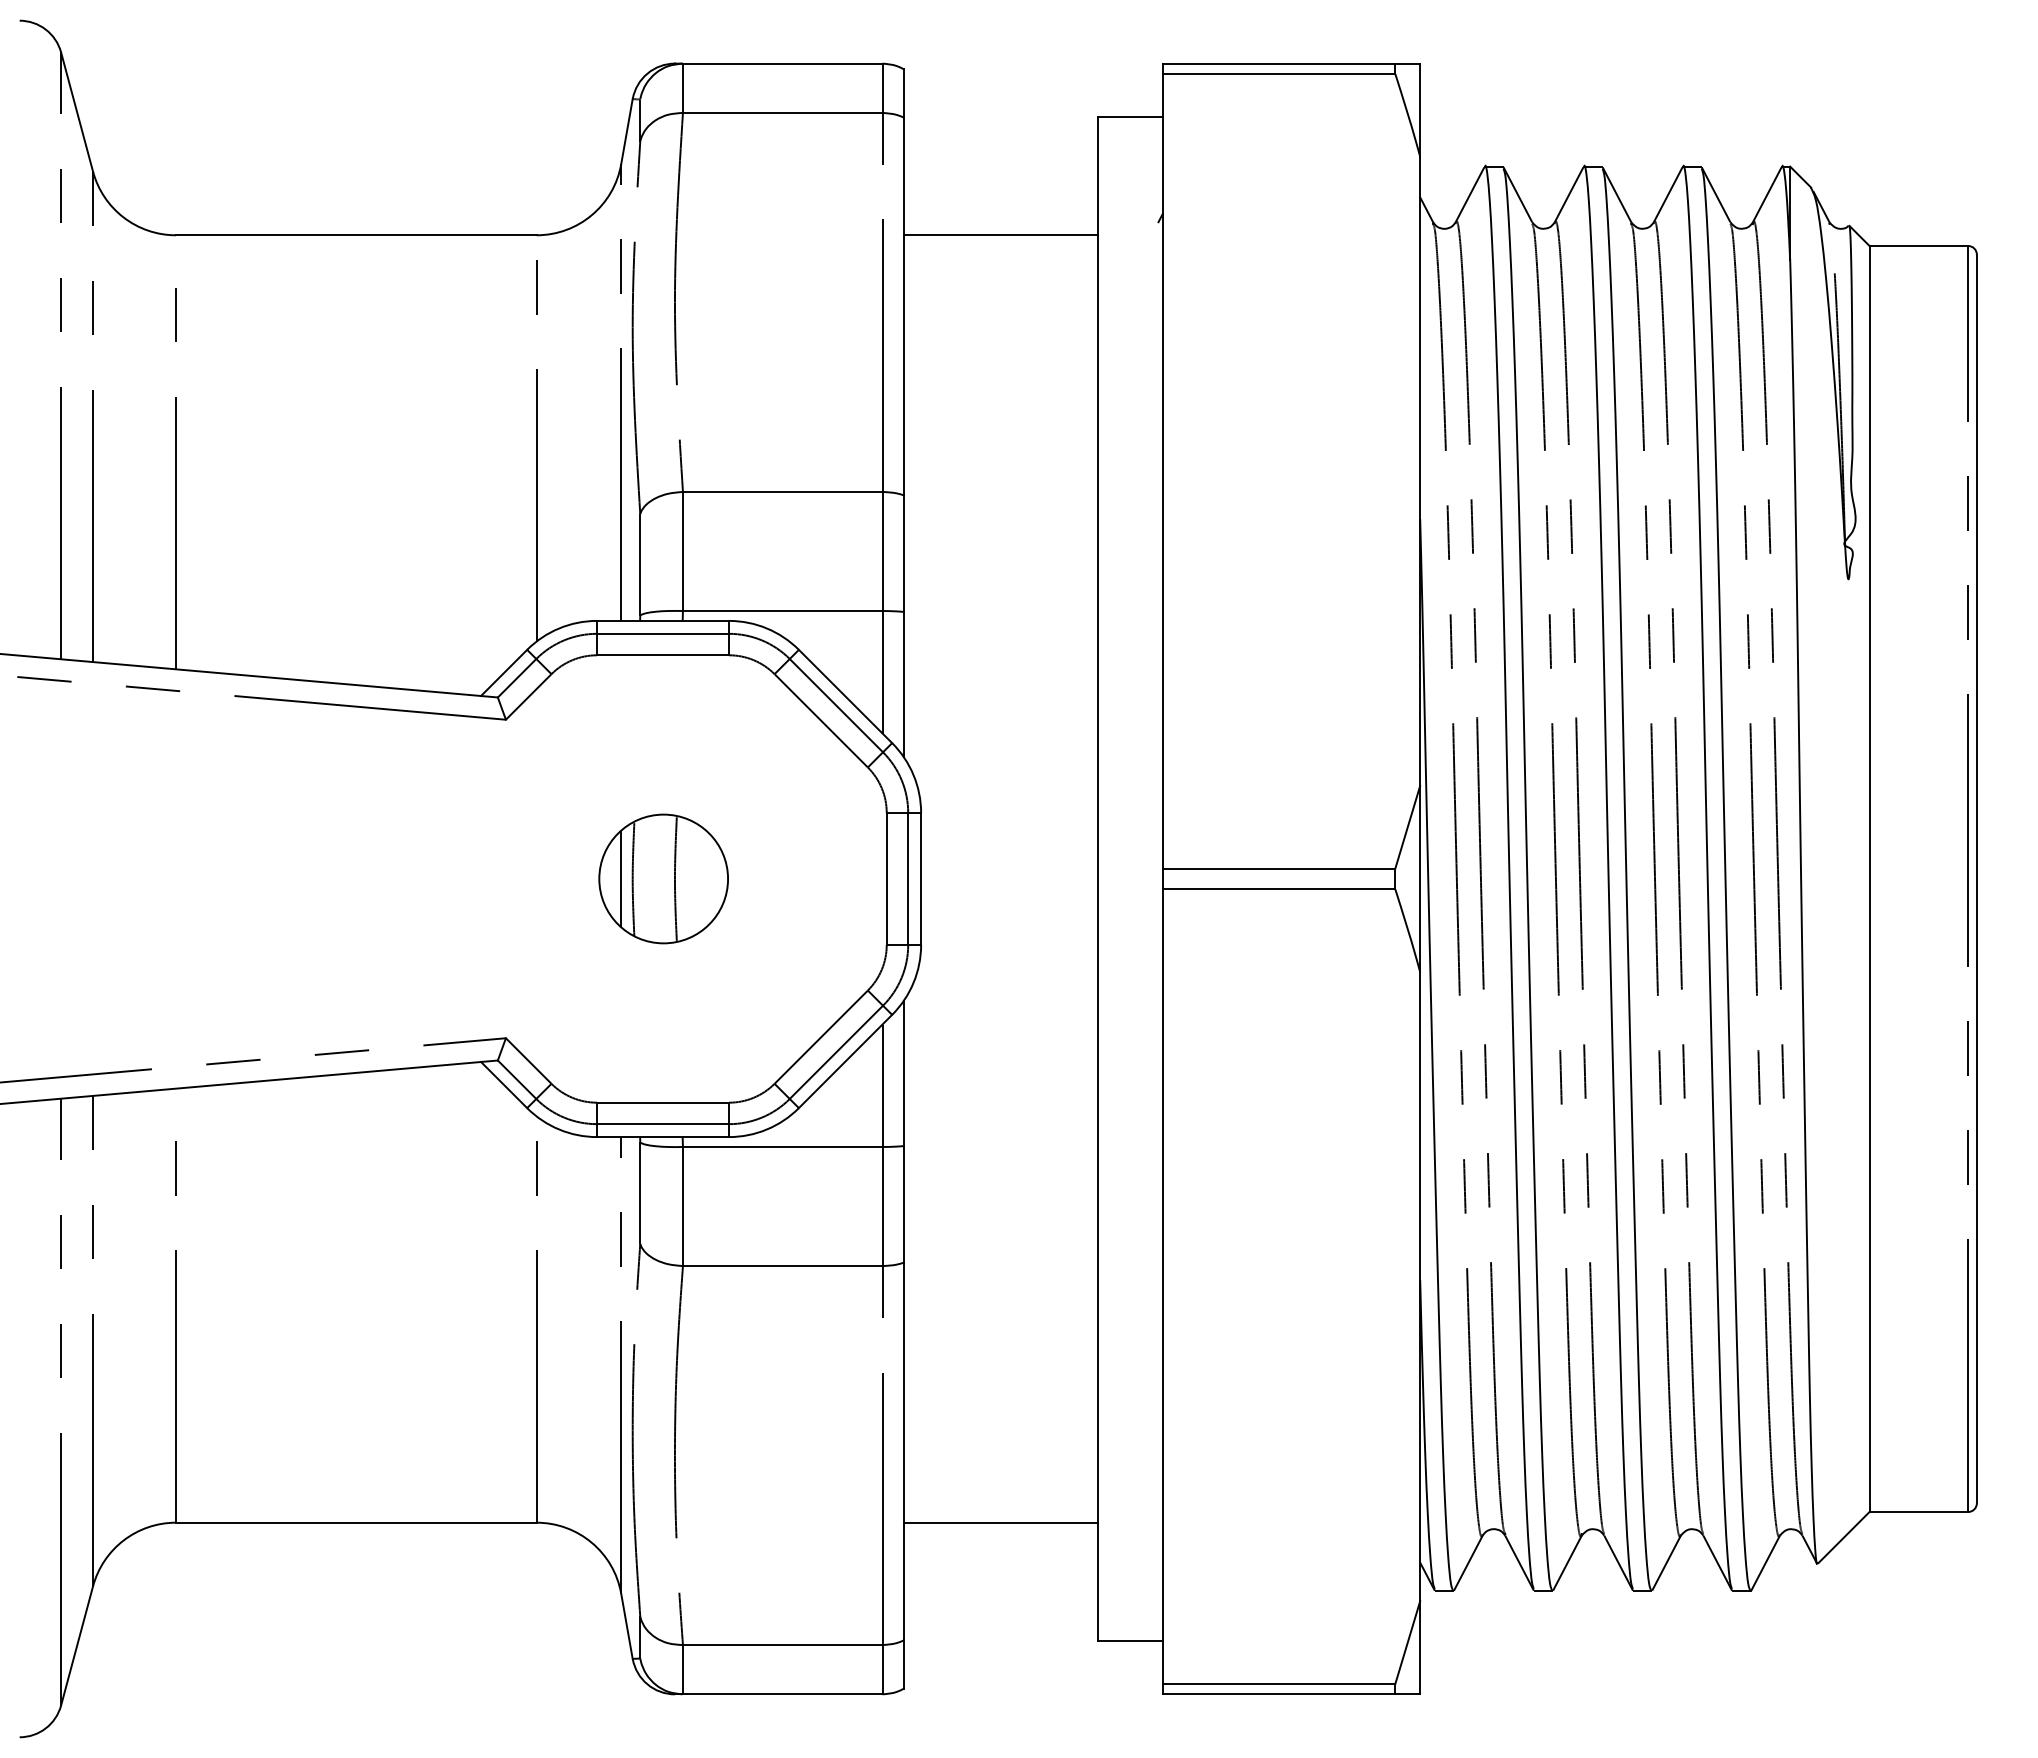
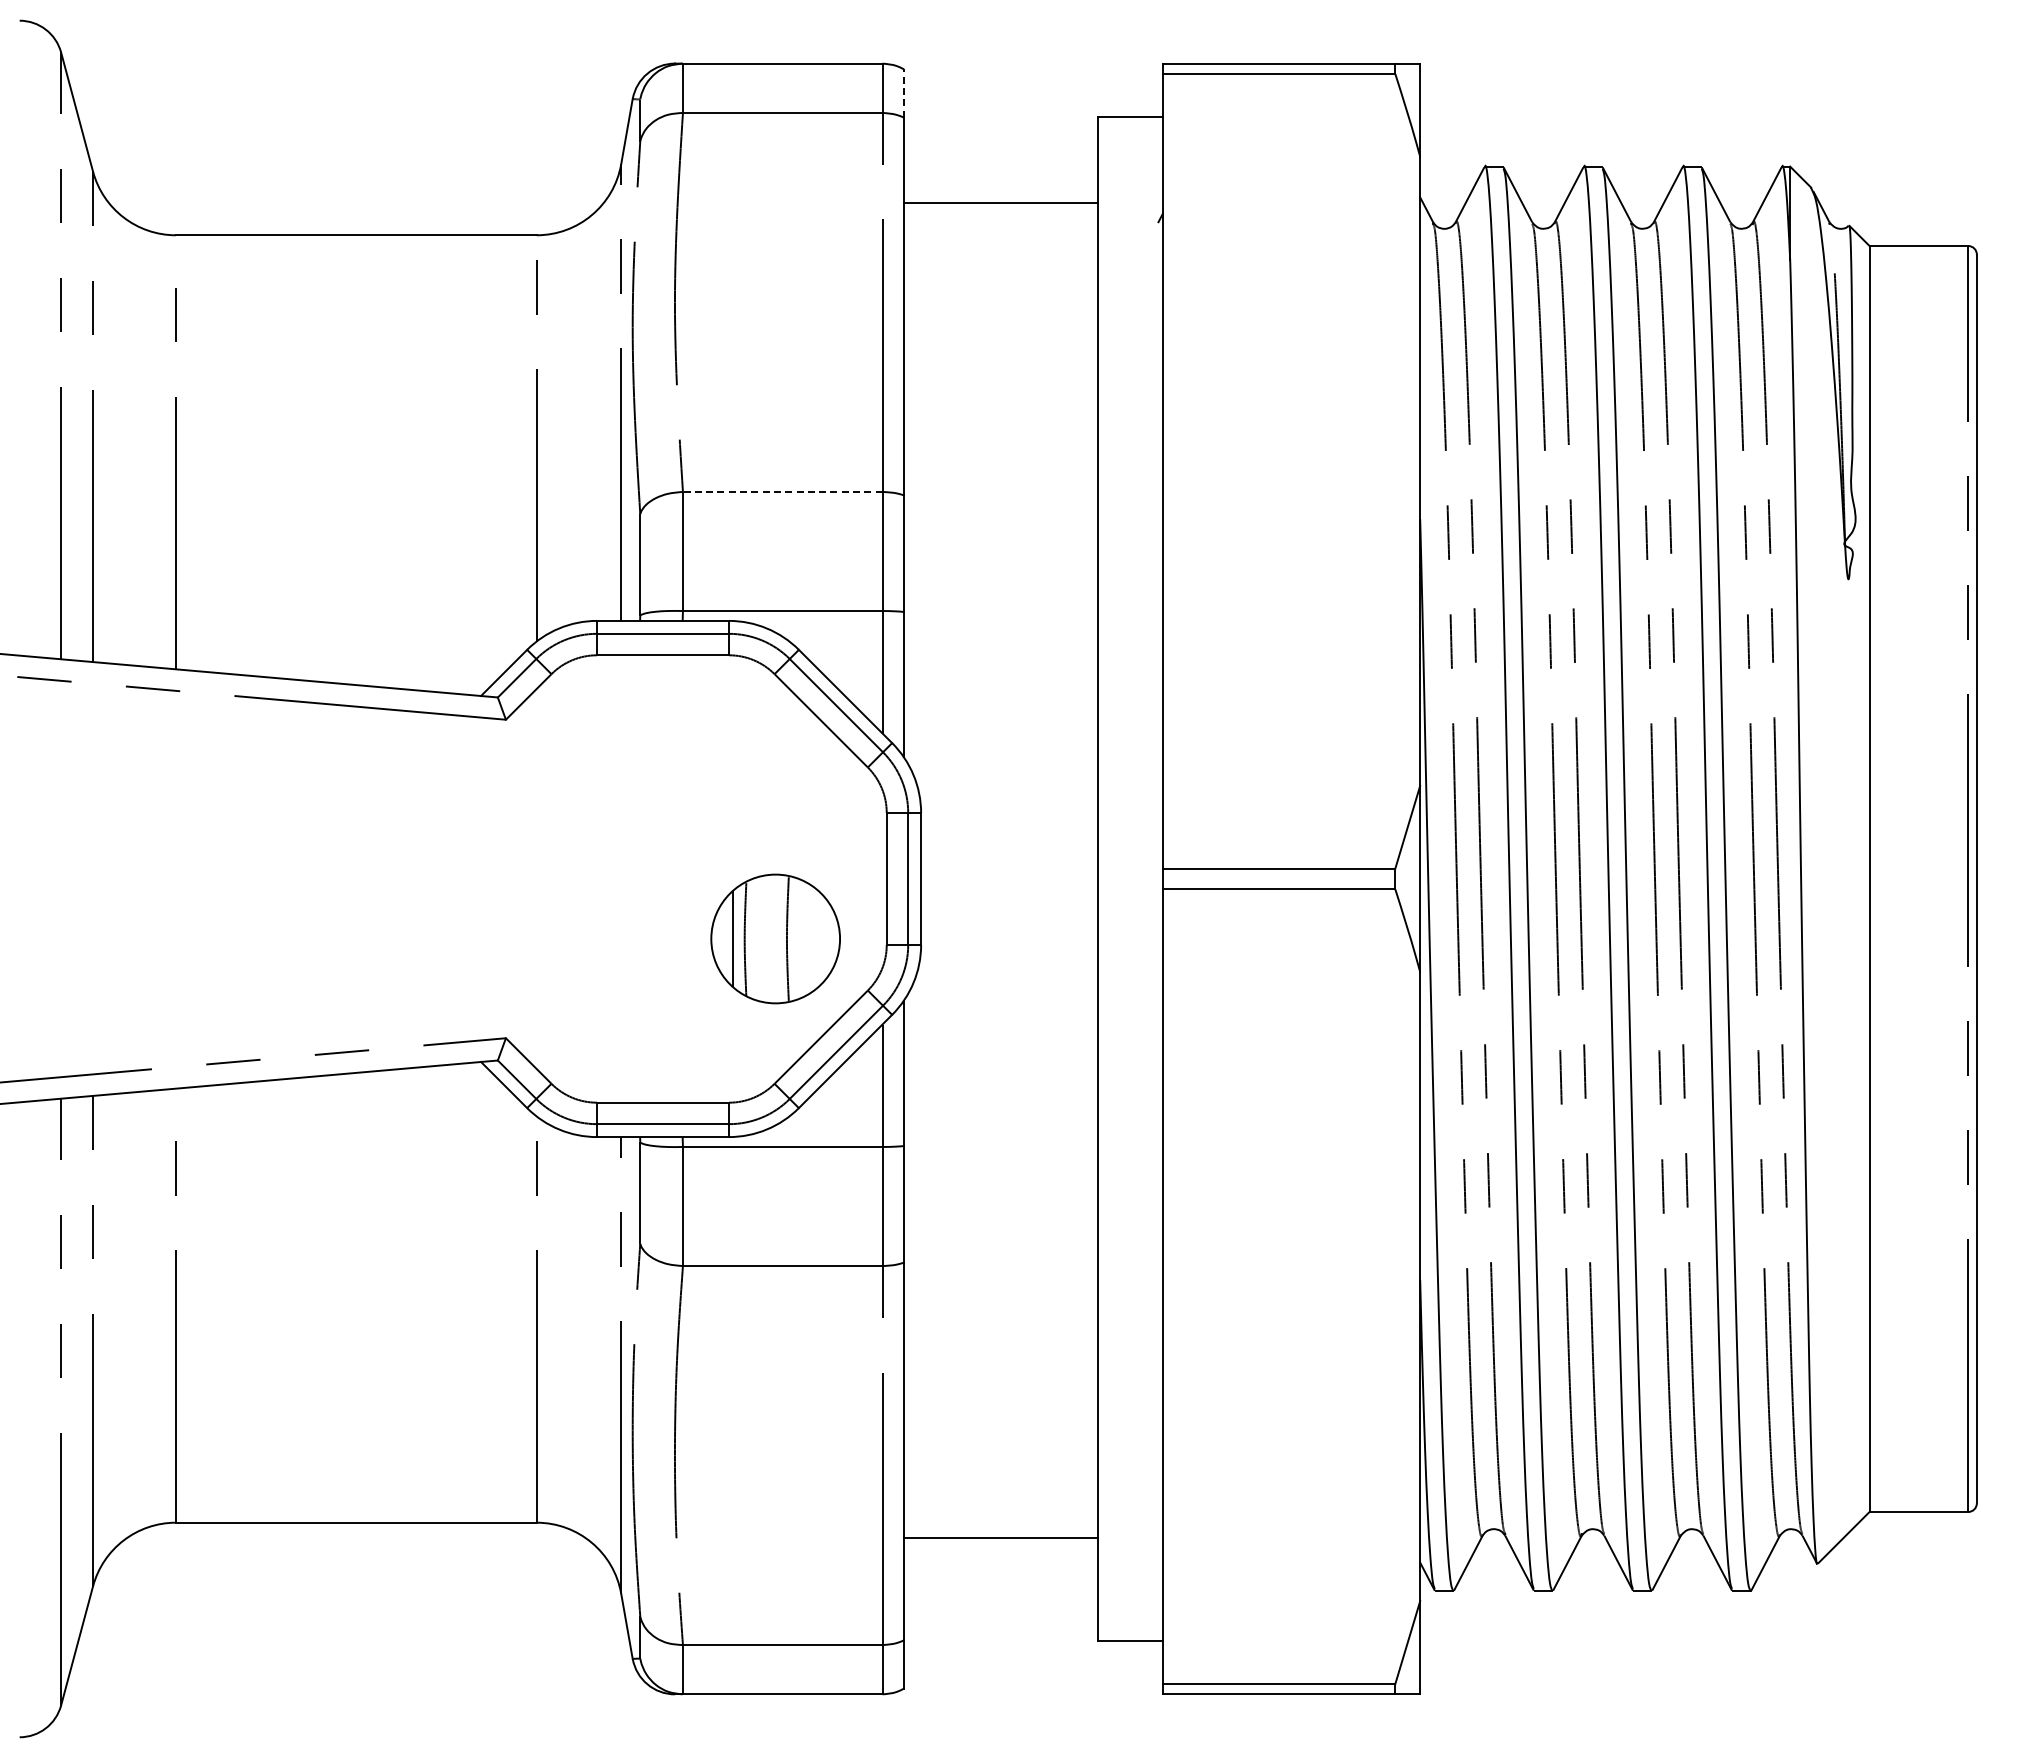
line: solid -> dashed (904, 93)
line position: (1001, 235) -> (1001, 203) (1001, 203)
line: solid -> dashed (782, 491)
part position: (663, 878) -> (775, 938) (775, 938)
line position: (1001, 1522) -> (1001, 1537) (1001, 1537)
